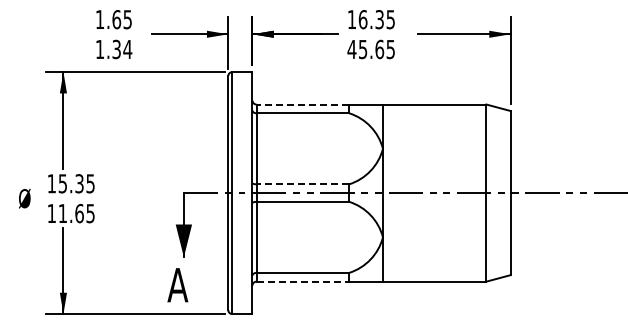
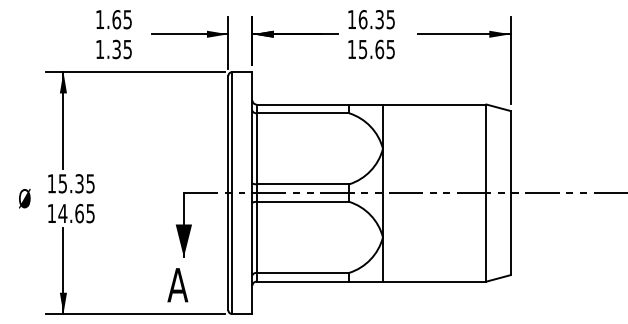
text: 1.34 -> 1.35 (127, 49)
text: 45.65 -> 15.65 (351, 49)
line: dashed -> solid (302, 104)
line: dashed -> solid (302, 184)
text: 11.65 -> 14.65 (62, 213)
line: dashed -> solid (303, 281)
